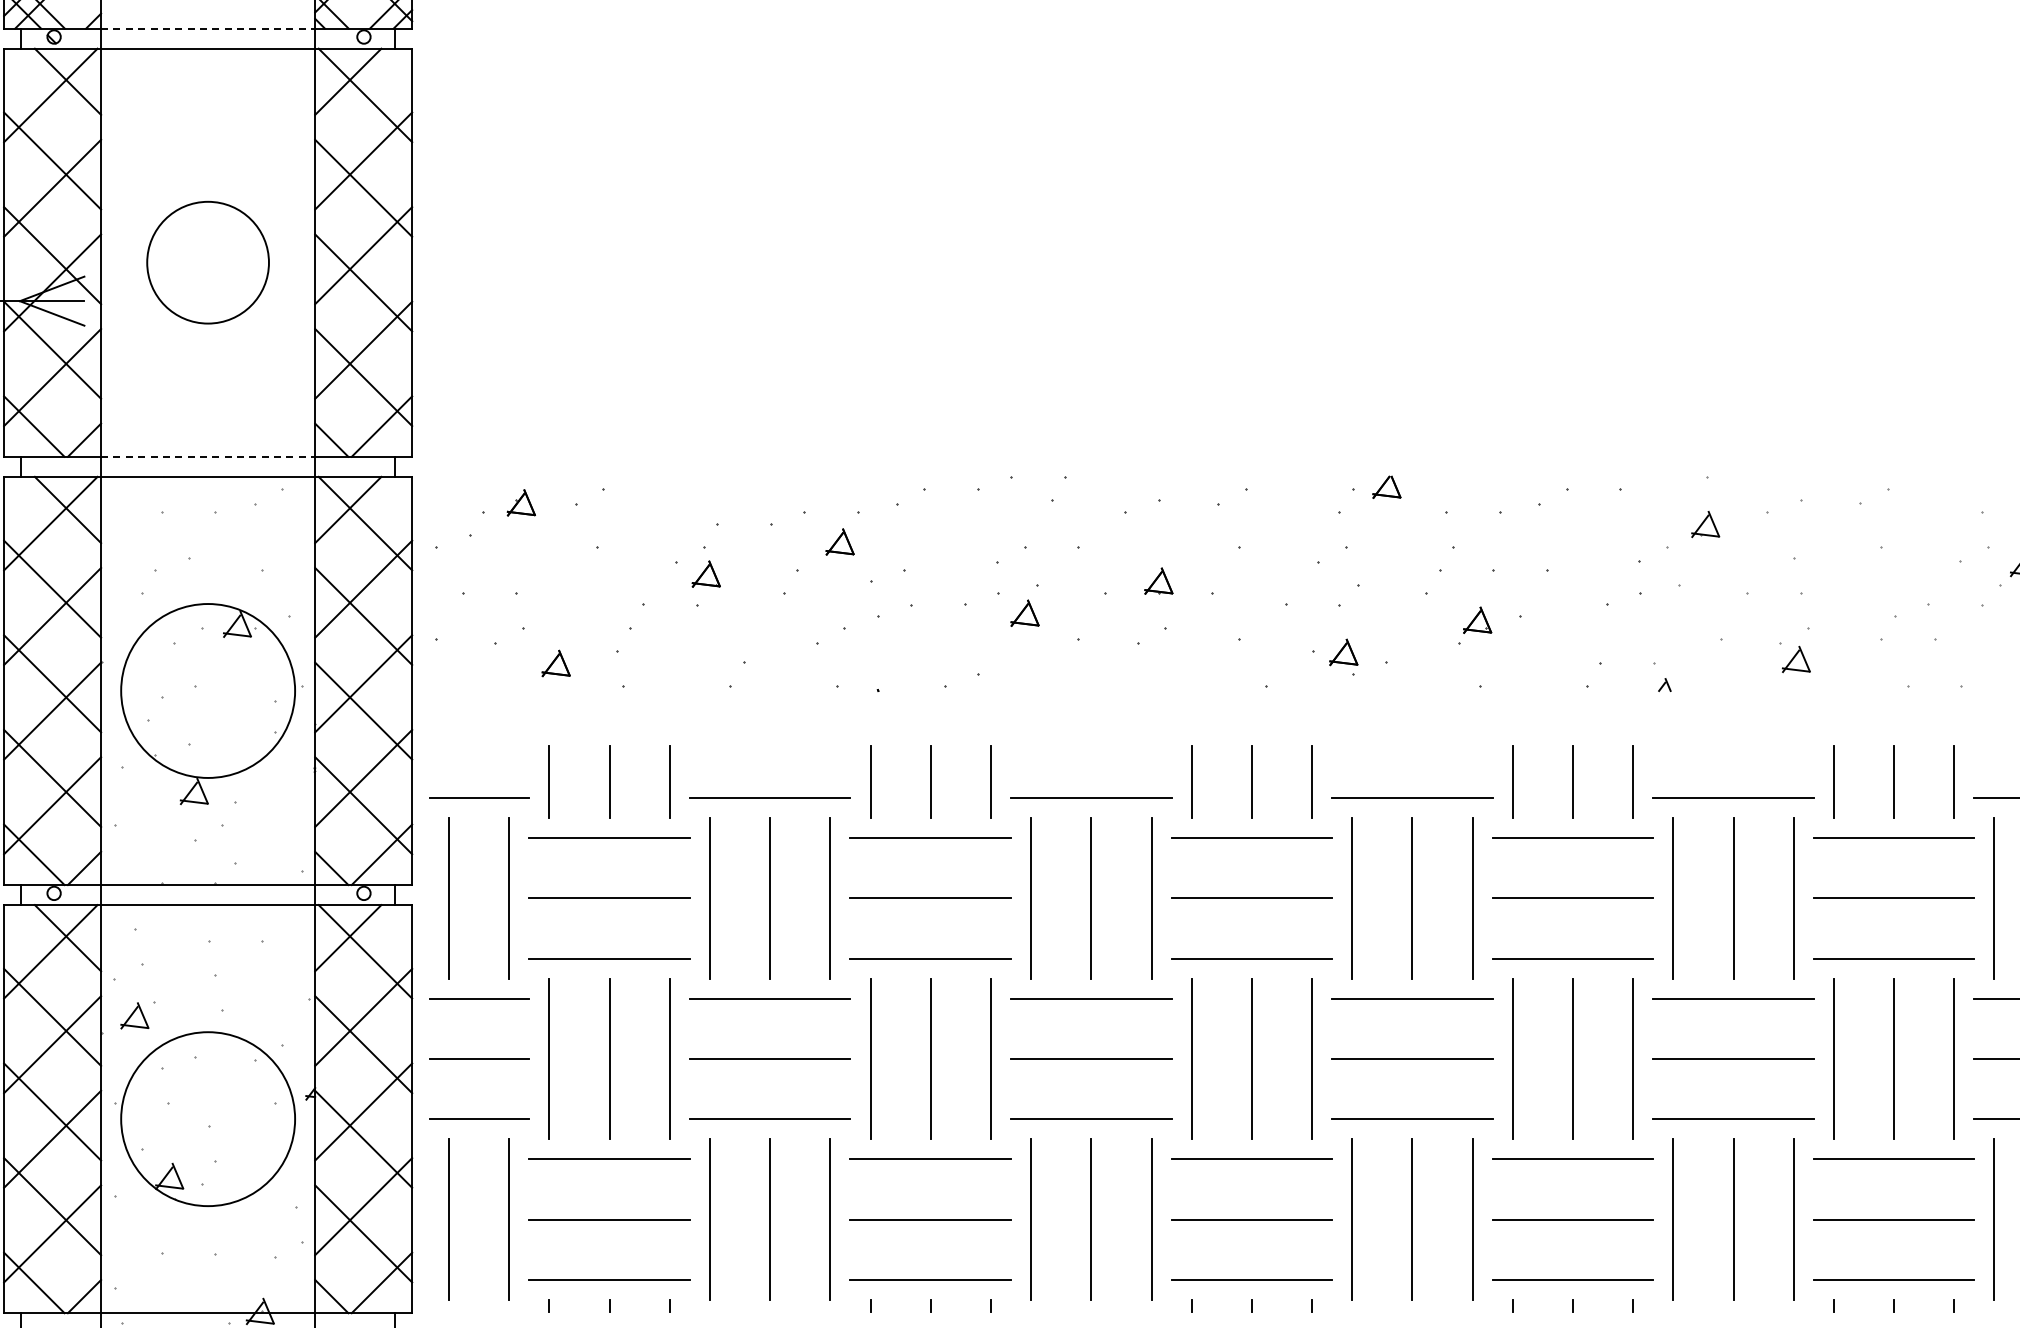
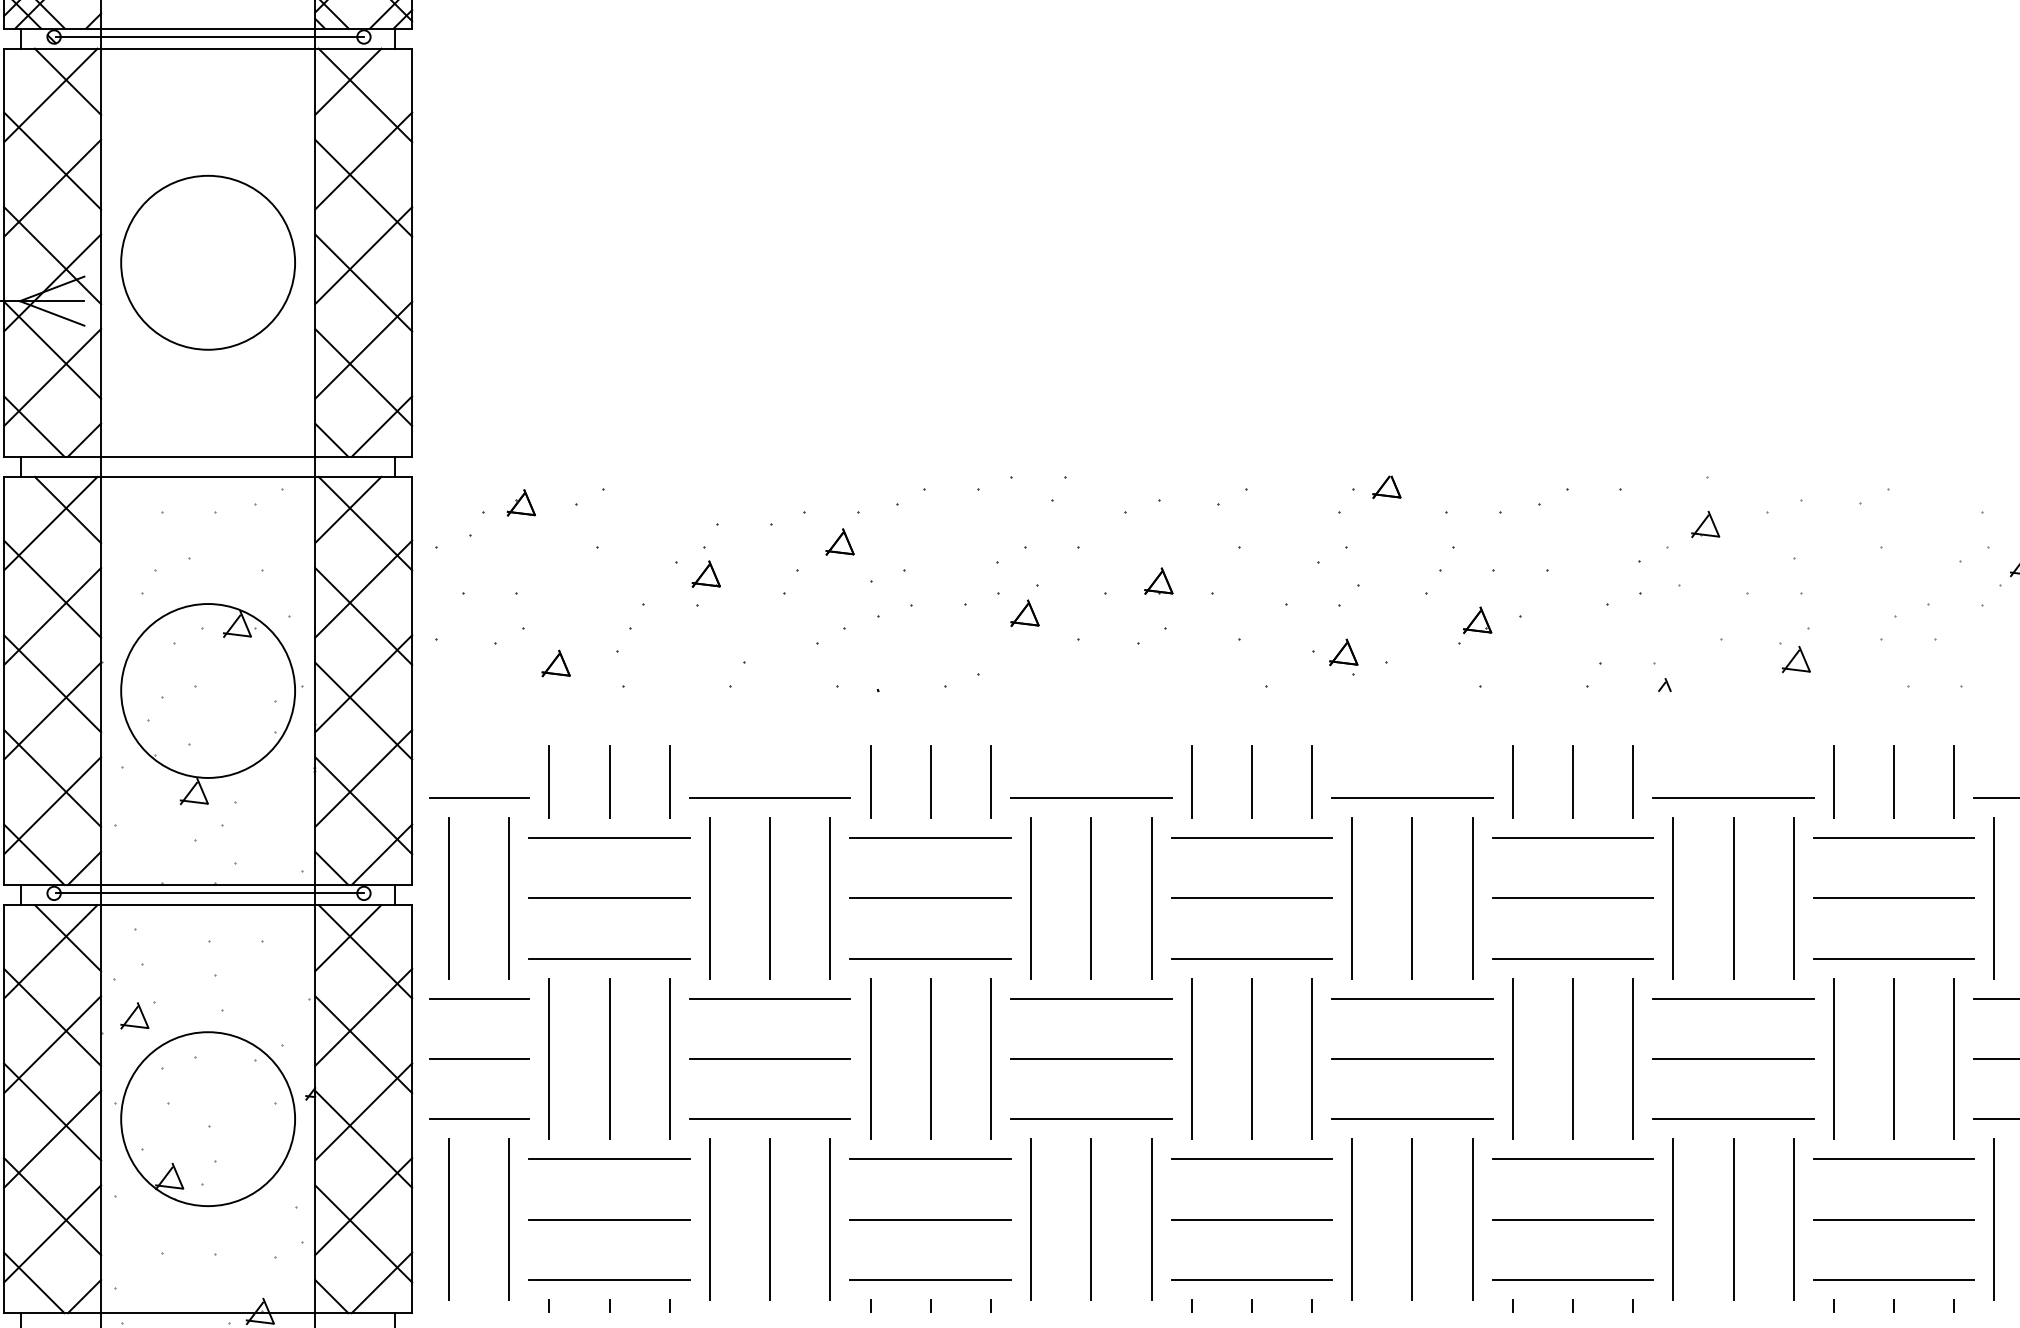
line: dashed -> solid (208, 28)
line: none -> present (209, 37)
circle size: 124x125 px -> 176x177 px (207, 262)
line: dashed -> solid (208, 456)
line: none -> present (209, 893)
